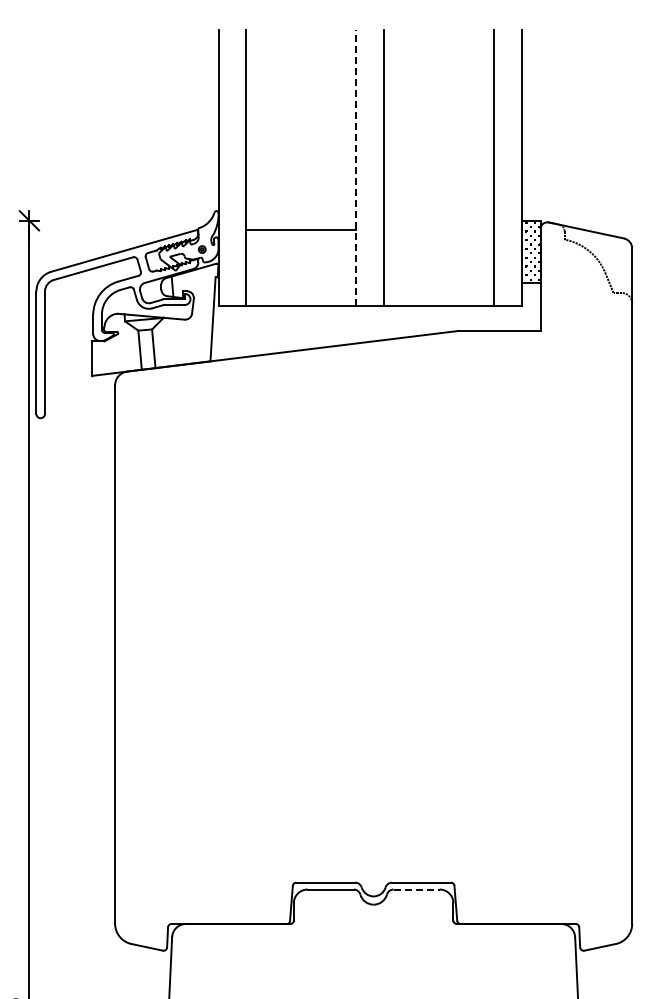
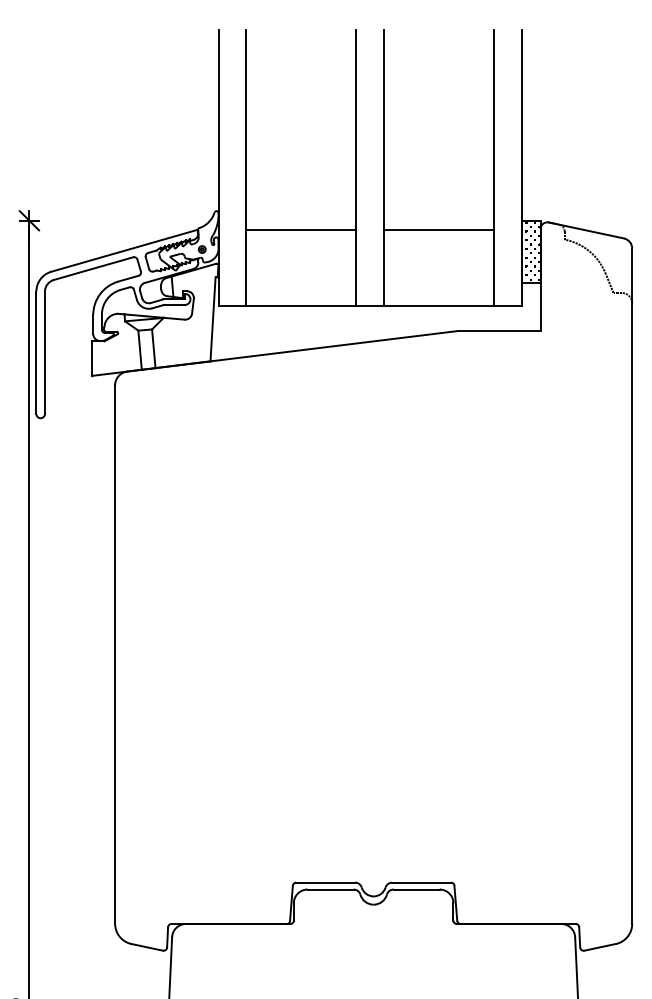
line: dashed -> solid (356, 167)
line: none -> present (439, 229)
line: dashed -> solid (417, 889)
